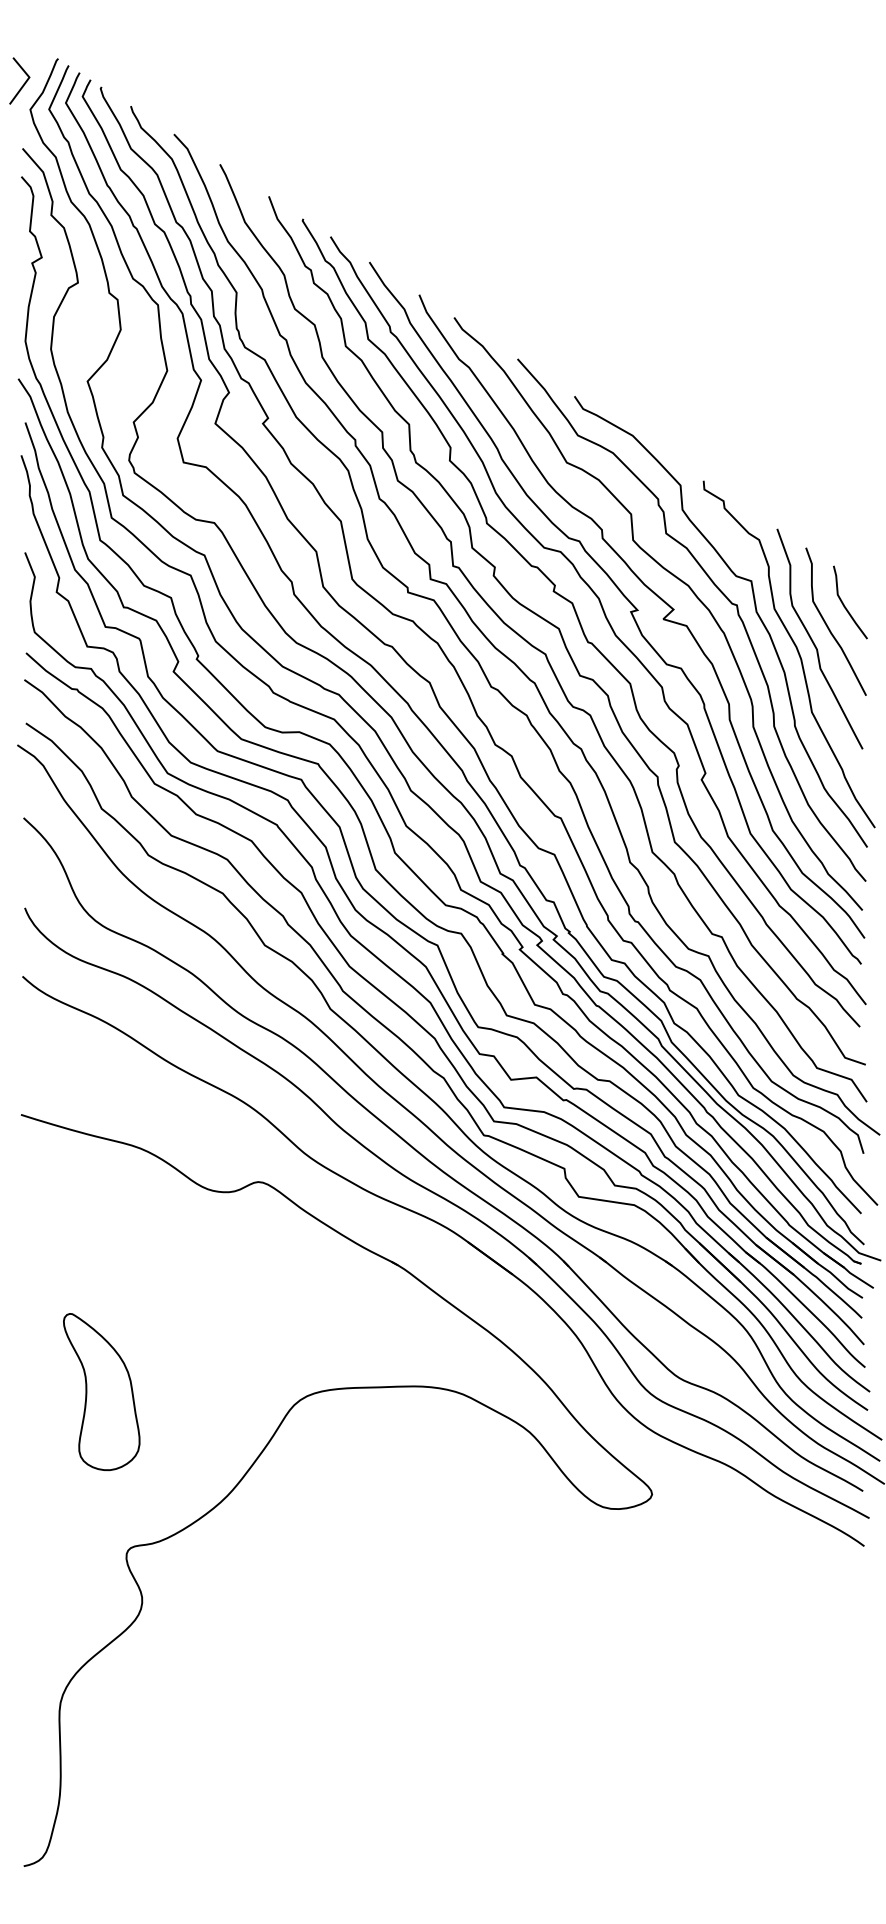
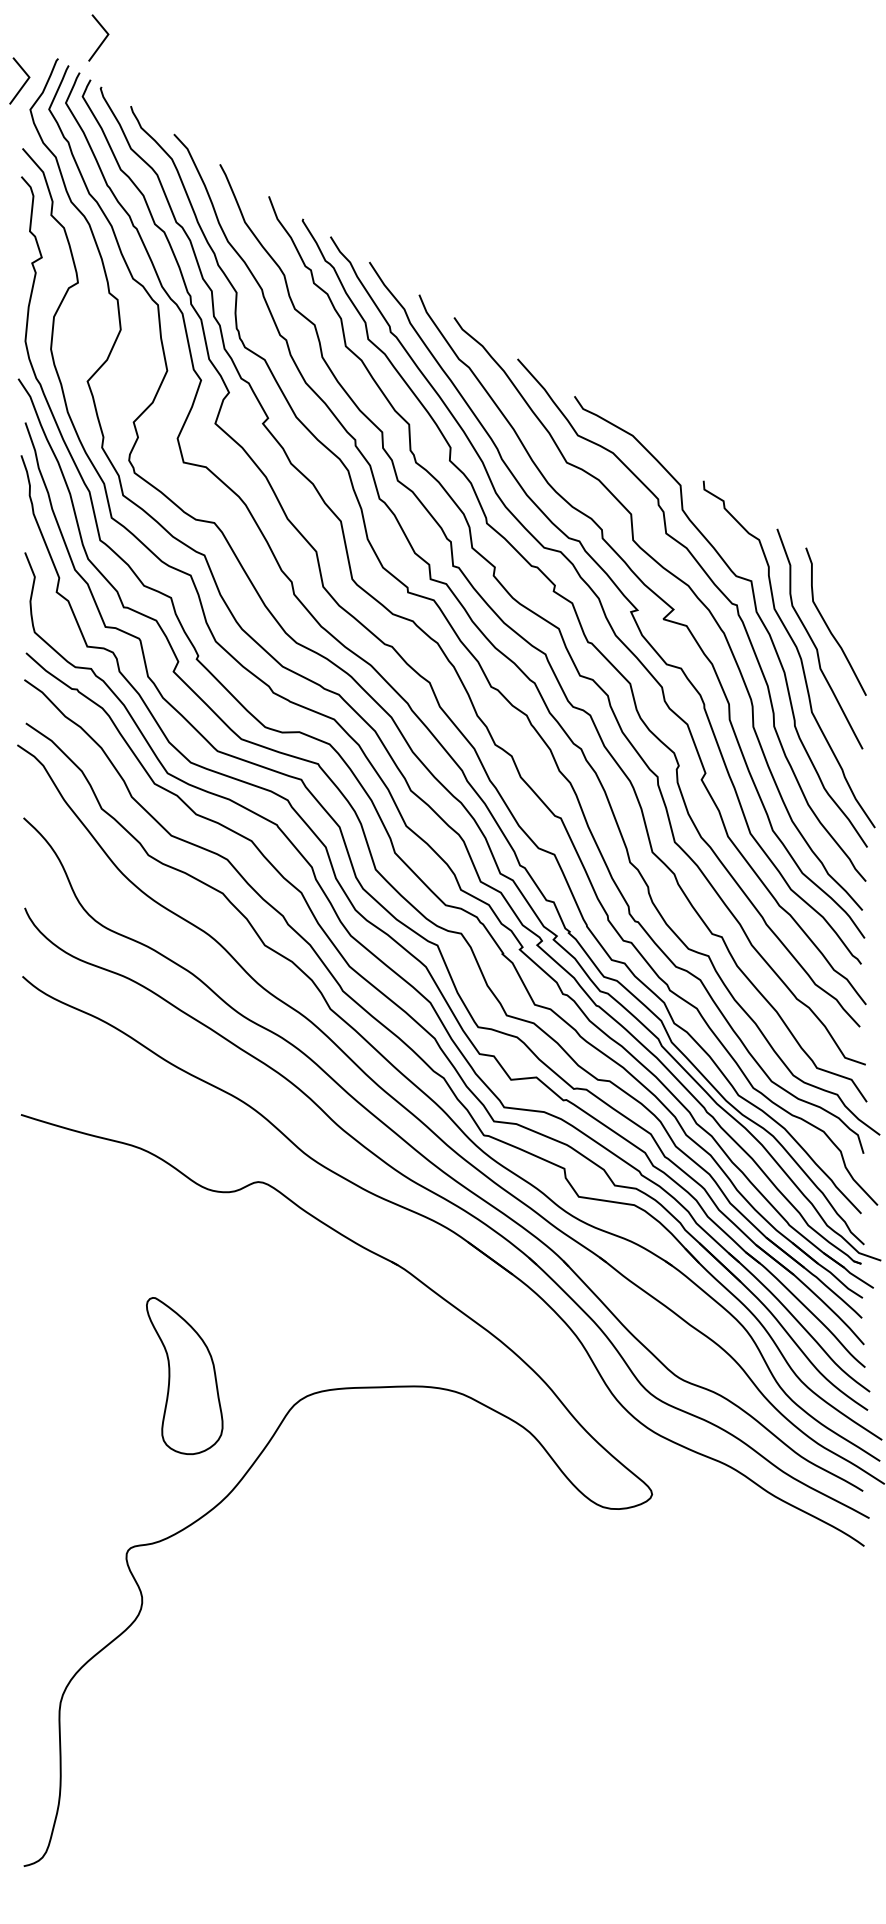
line: none -> present (102, 40)
curve: present -> none (844, 604)
part position: (101, 1392) -> (184, 1376) (184, 1376)
